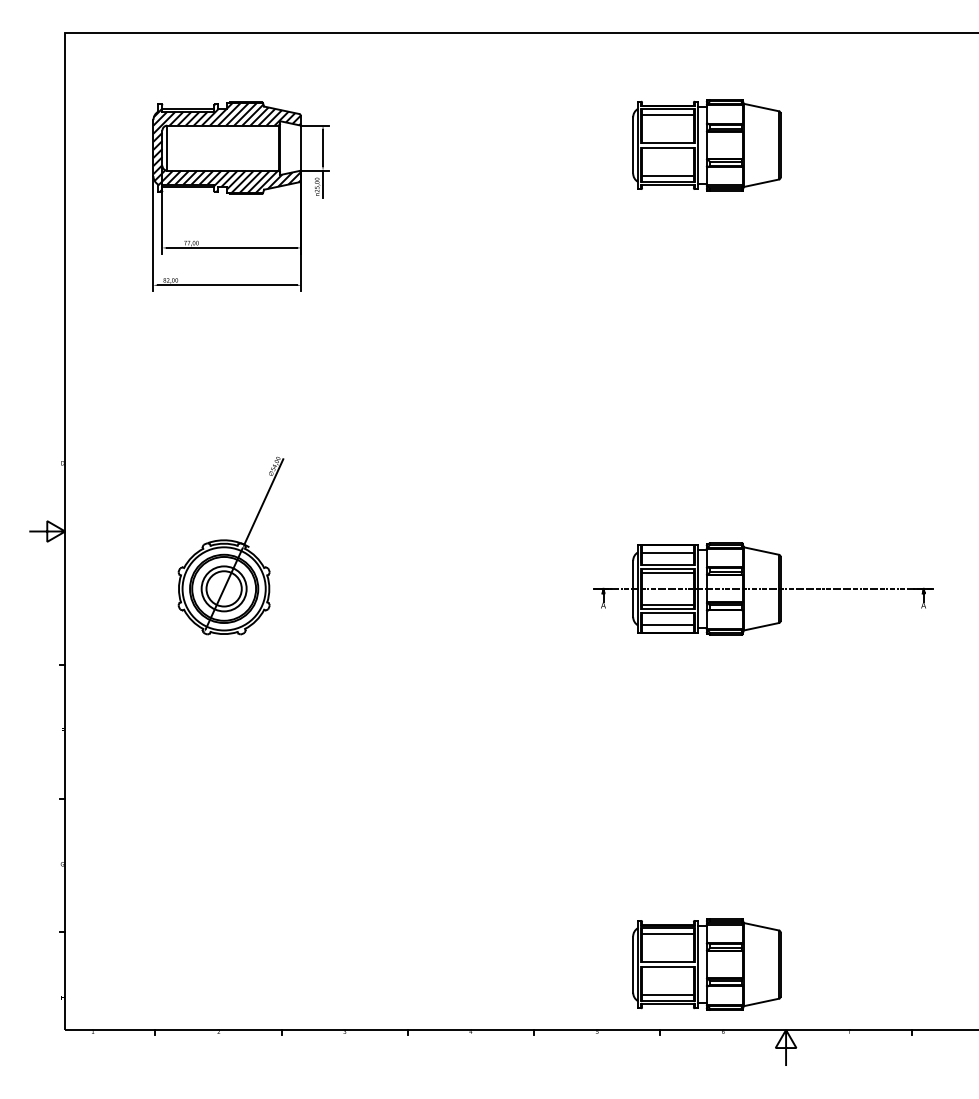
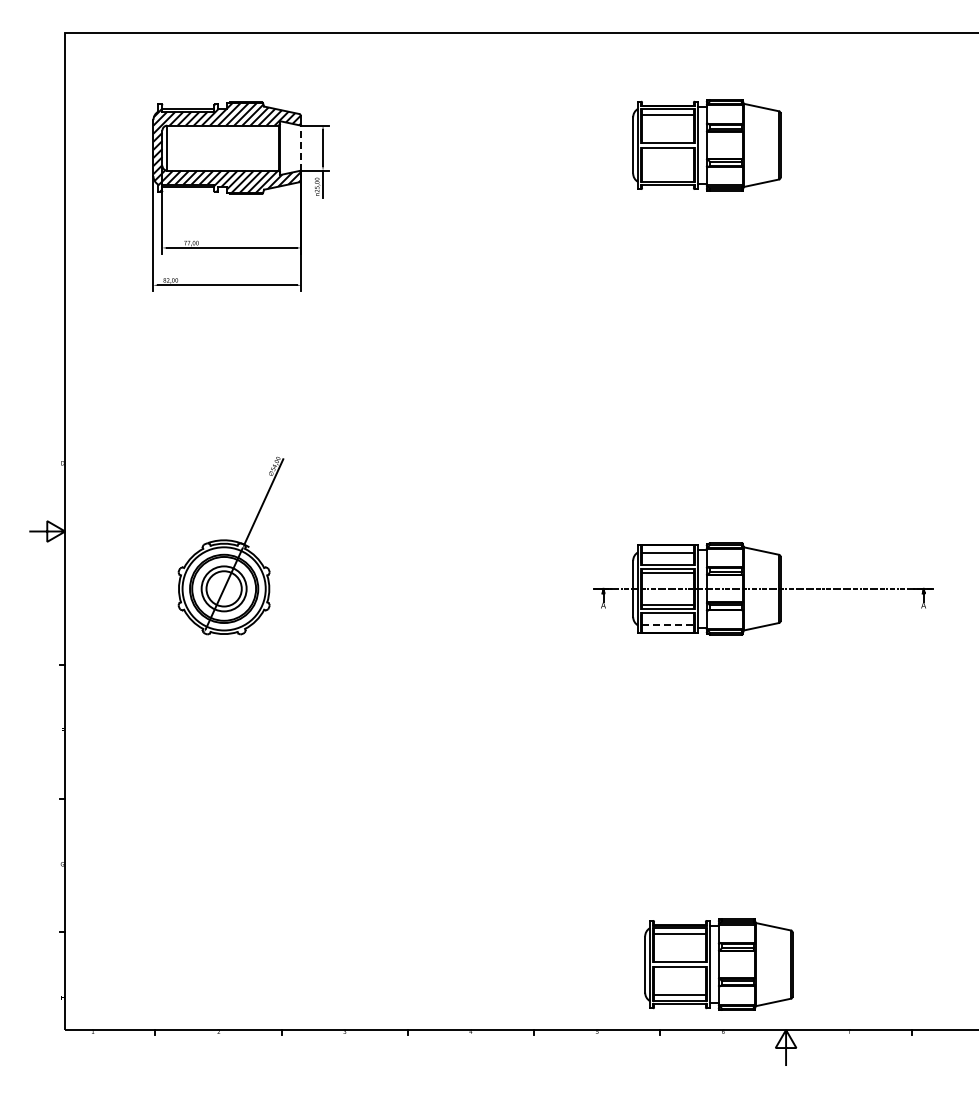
line: solid -> dashed (301, 147)
line: present -> none (667, 175)
line: solid -> dashed (667, 625)
part position: (706, 964) -> (718, 964) (718, 964)
